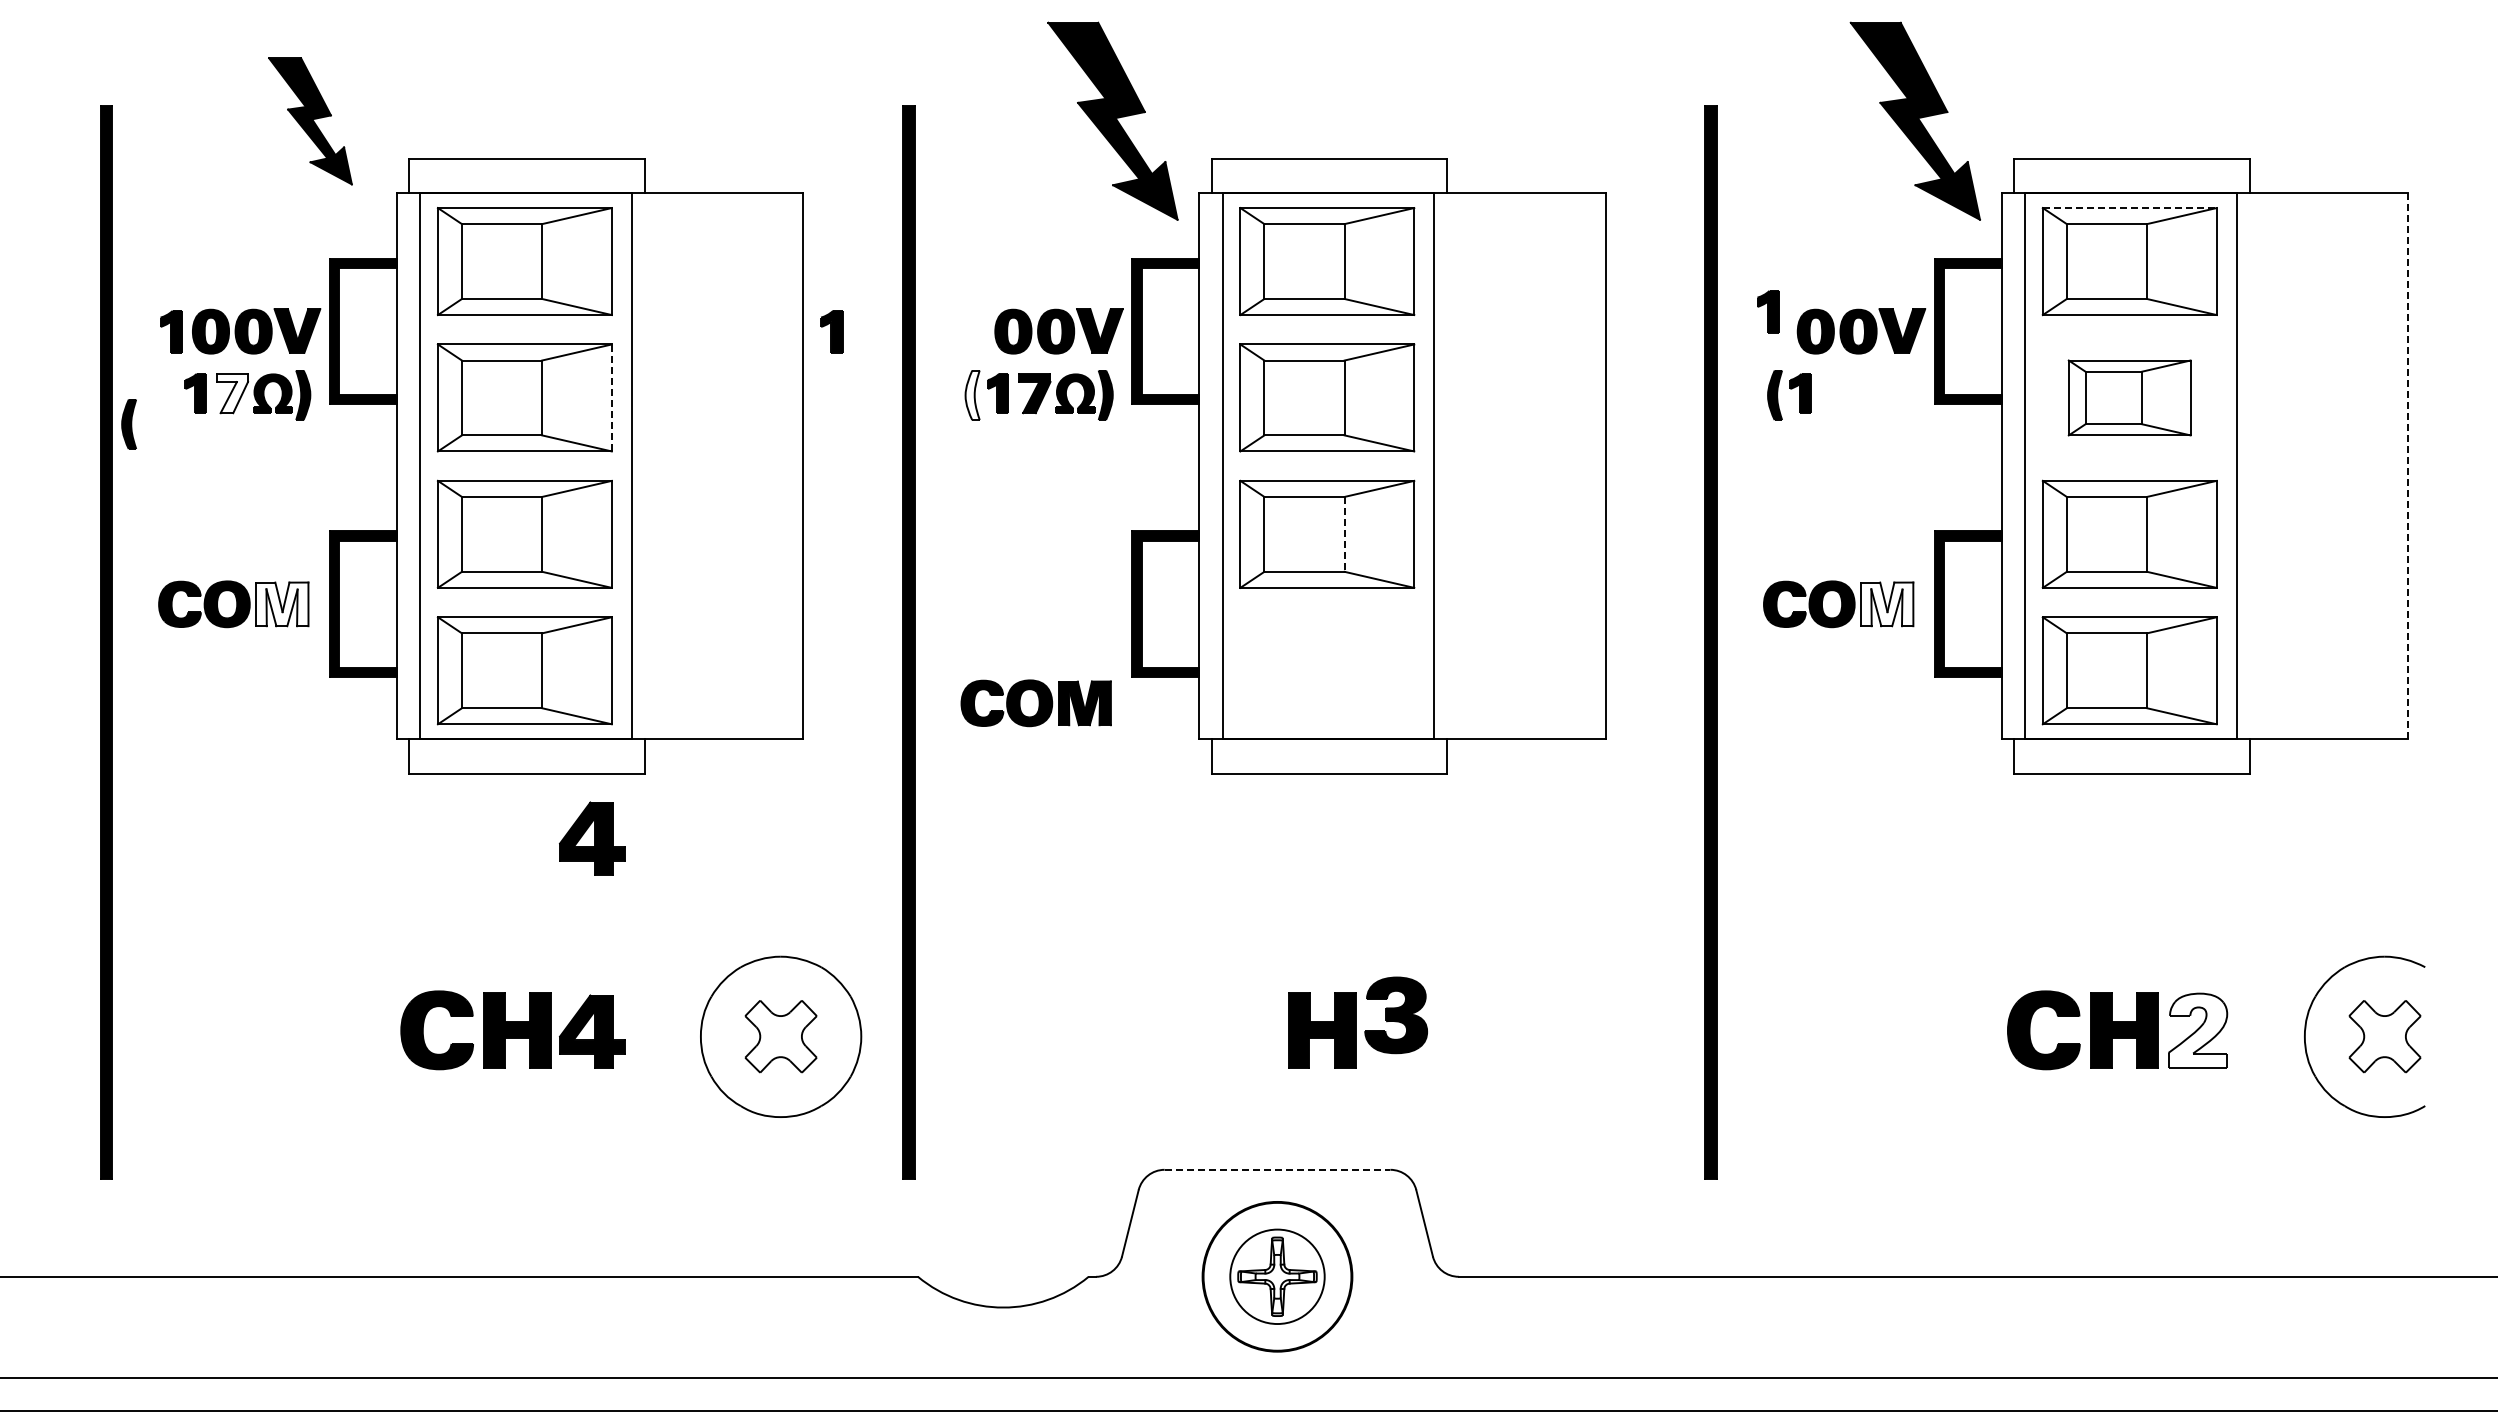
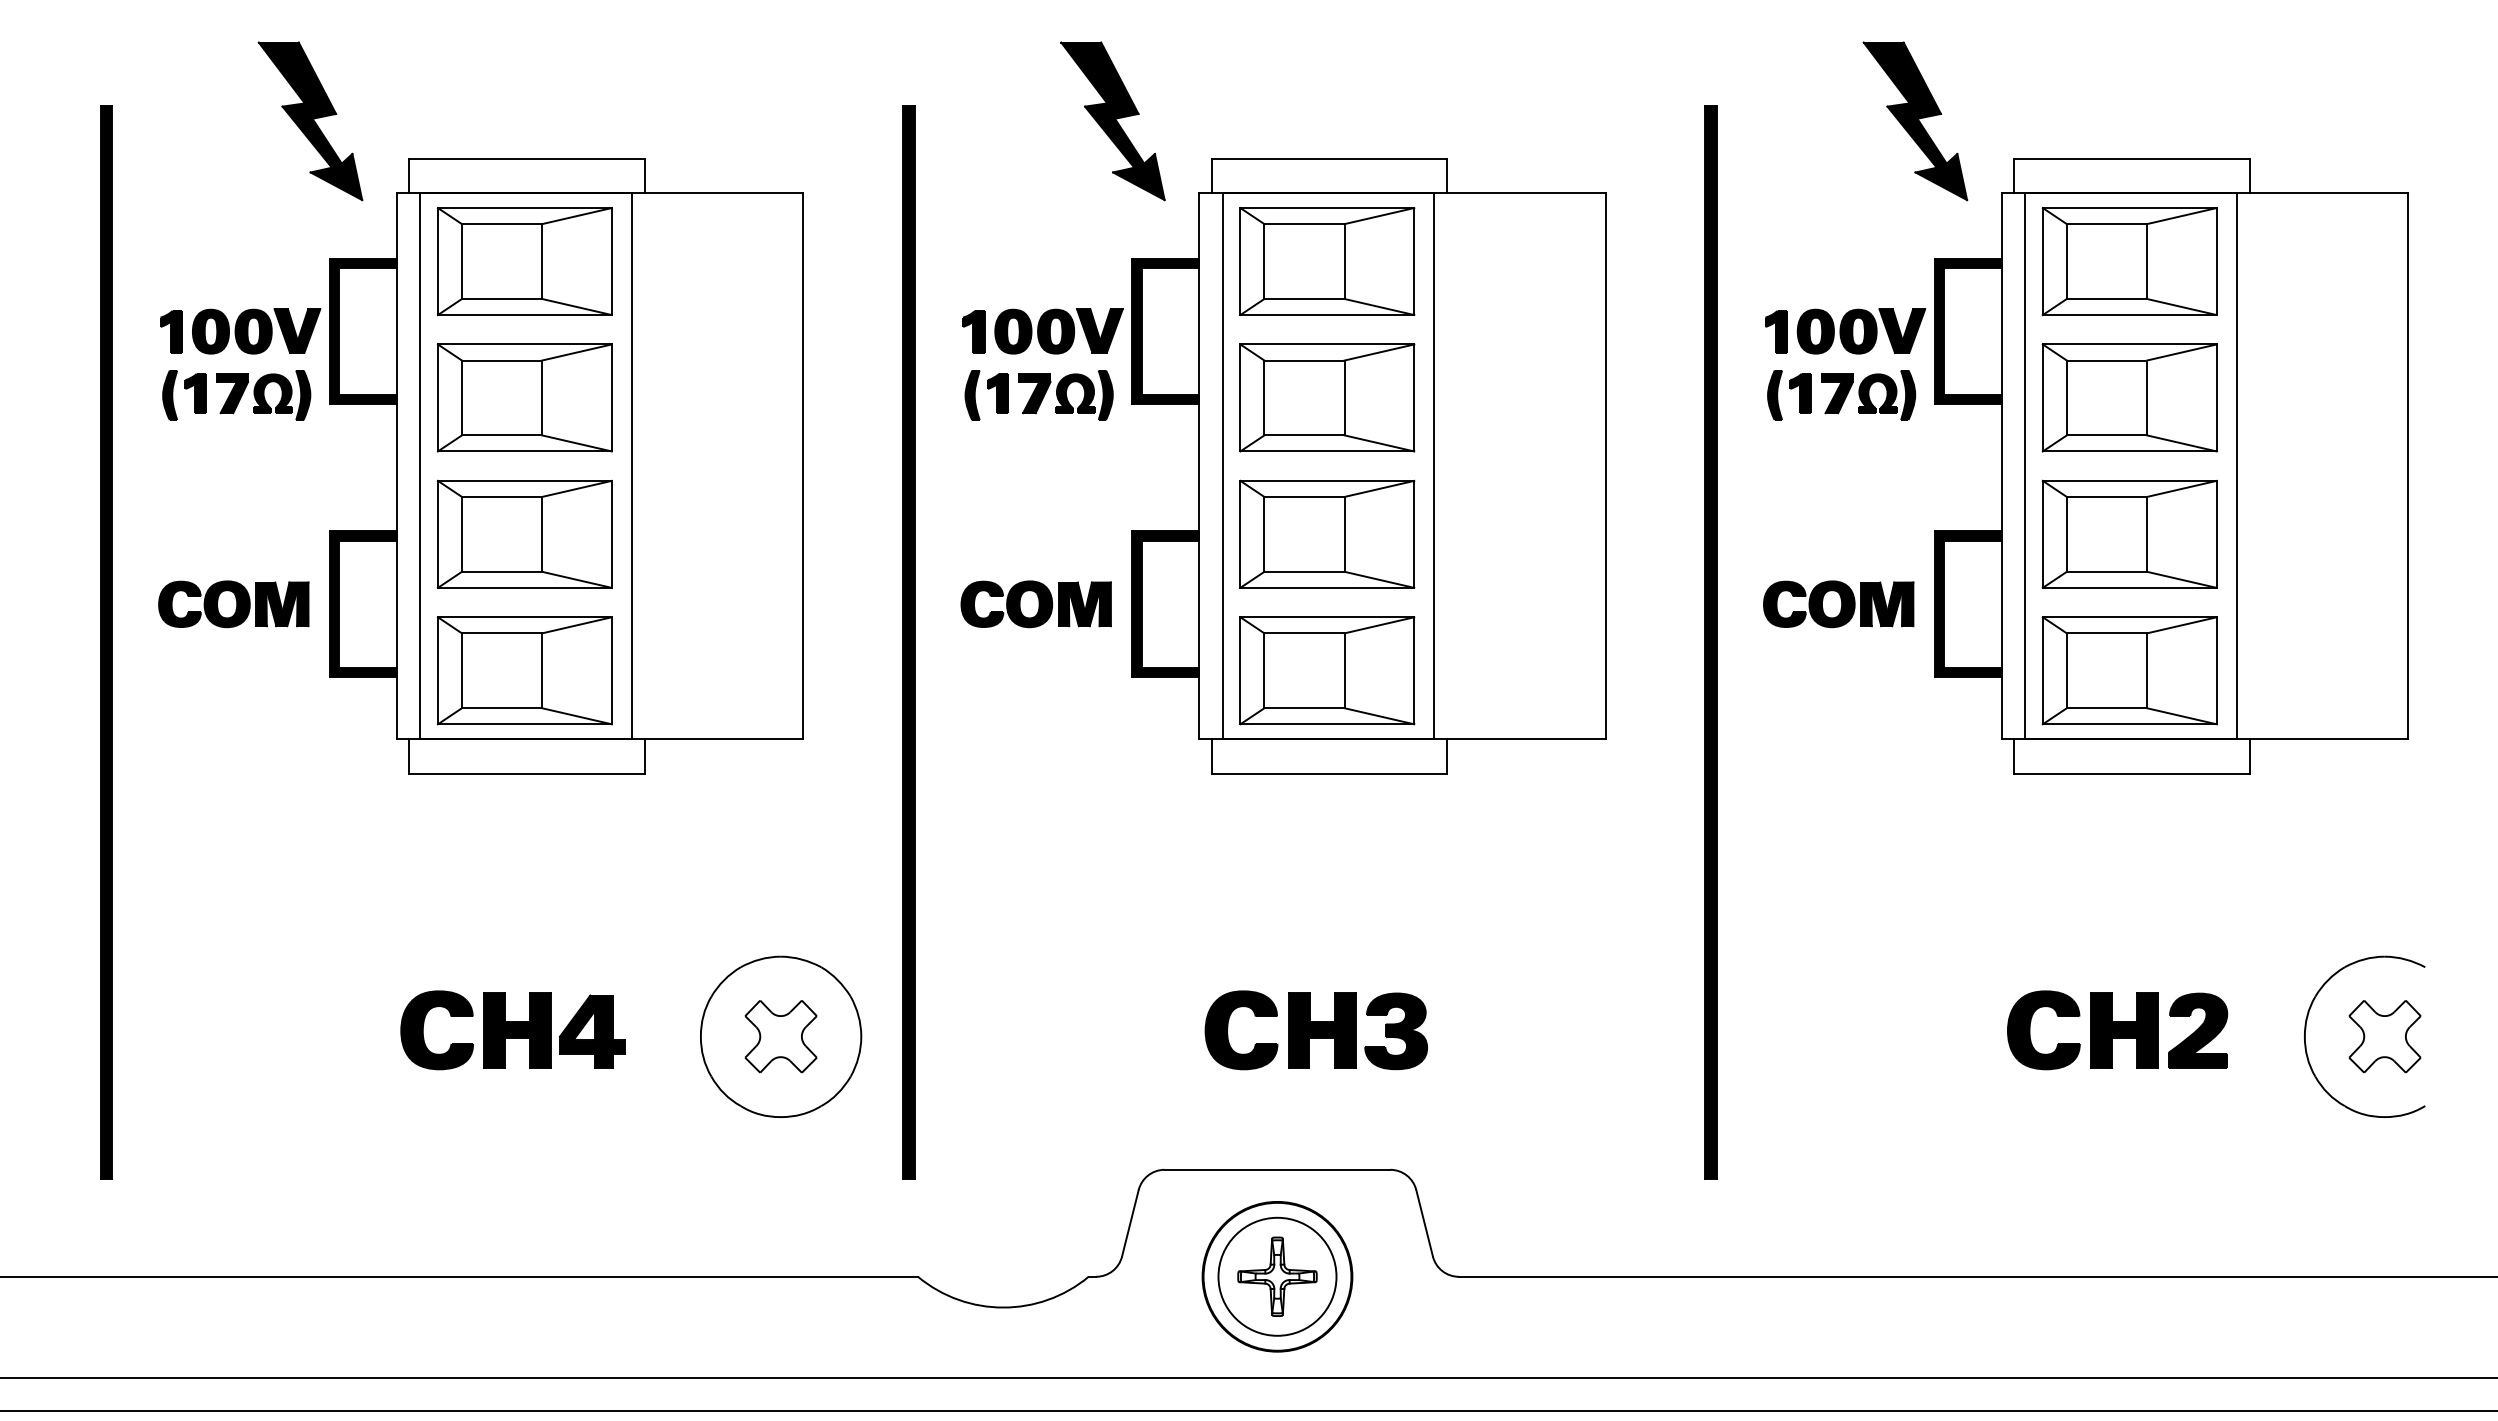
part size: 132x200 px -> 106x161 px (1112, 121)
part size: 132x200 px -> 107x161 px (1915, 121)
part size: 85x129 px -> 107x161 px (310, 121)
line: dashed -> solid (2129, 208)
part position: (1768, 311) -> (1776, 331) (1776, 331)
part position: (831, 331) -> (973, 331) (973, 331)
fill: none -> present (232, 393)
fill: none -> present (972, 395)
part: none -> present (1868, 395)
line: dashed -> solid (611, 397)
part size: 125x78 px -> 177x110 px (2129, 397)
part position: (128, 424) -> (169, 395) (169, 395)
line: dashed -> solid (2408, 466)
line: dashed -> solid (1344, 534)
fill: none -> present (282, 604)
fill: none -> present (1887, 604)
part: none -> present (1327, 670)
part position: (1035, 703) -> (1035, 604) (1035, 604)
part: present -> none (592, 838)
part position: (1395, 1015) -> (1395, 1031) (1395, 1031)
part: none -> present (1228, 1028)
fill: none -> present (2197, 1030)
line: dashed -> solid (1277, 1169)
circle diameter: 94 px -> 118 px (1277, 1276)
